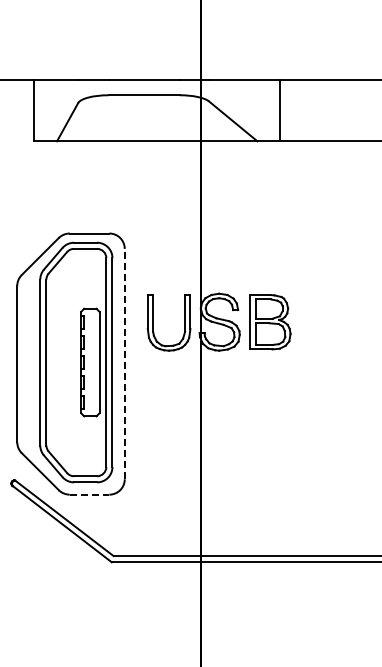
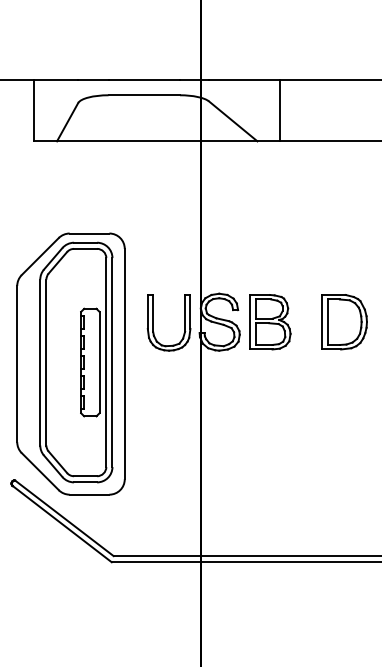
part: none -> present (344, 322)
line: dashed -> solid (124, 363)
line: dashed -> solid (89, 494)
